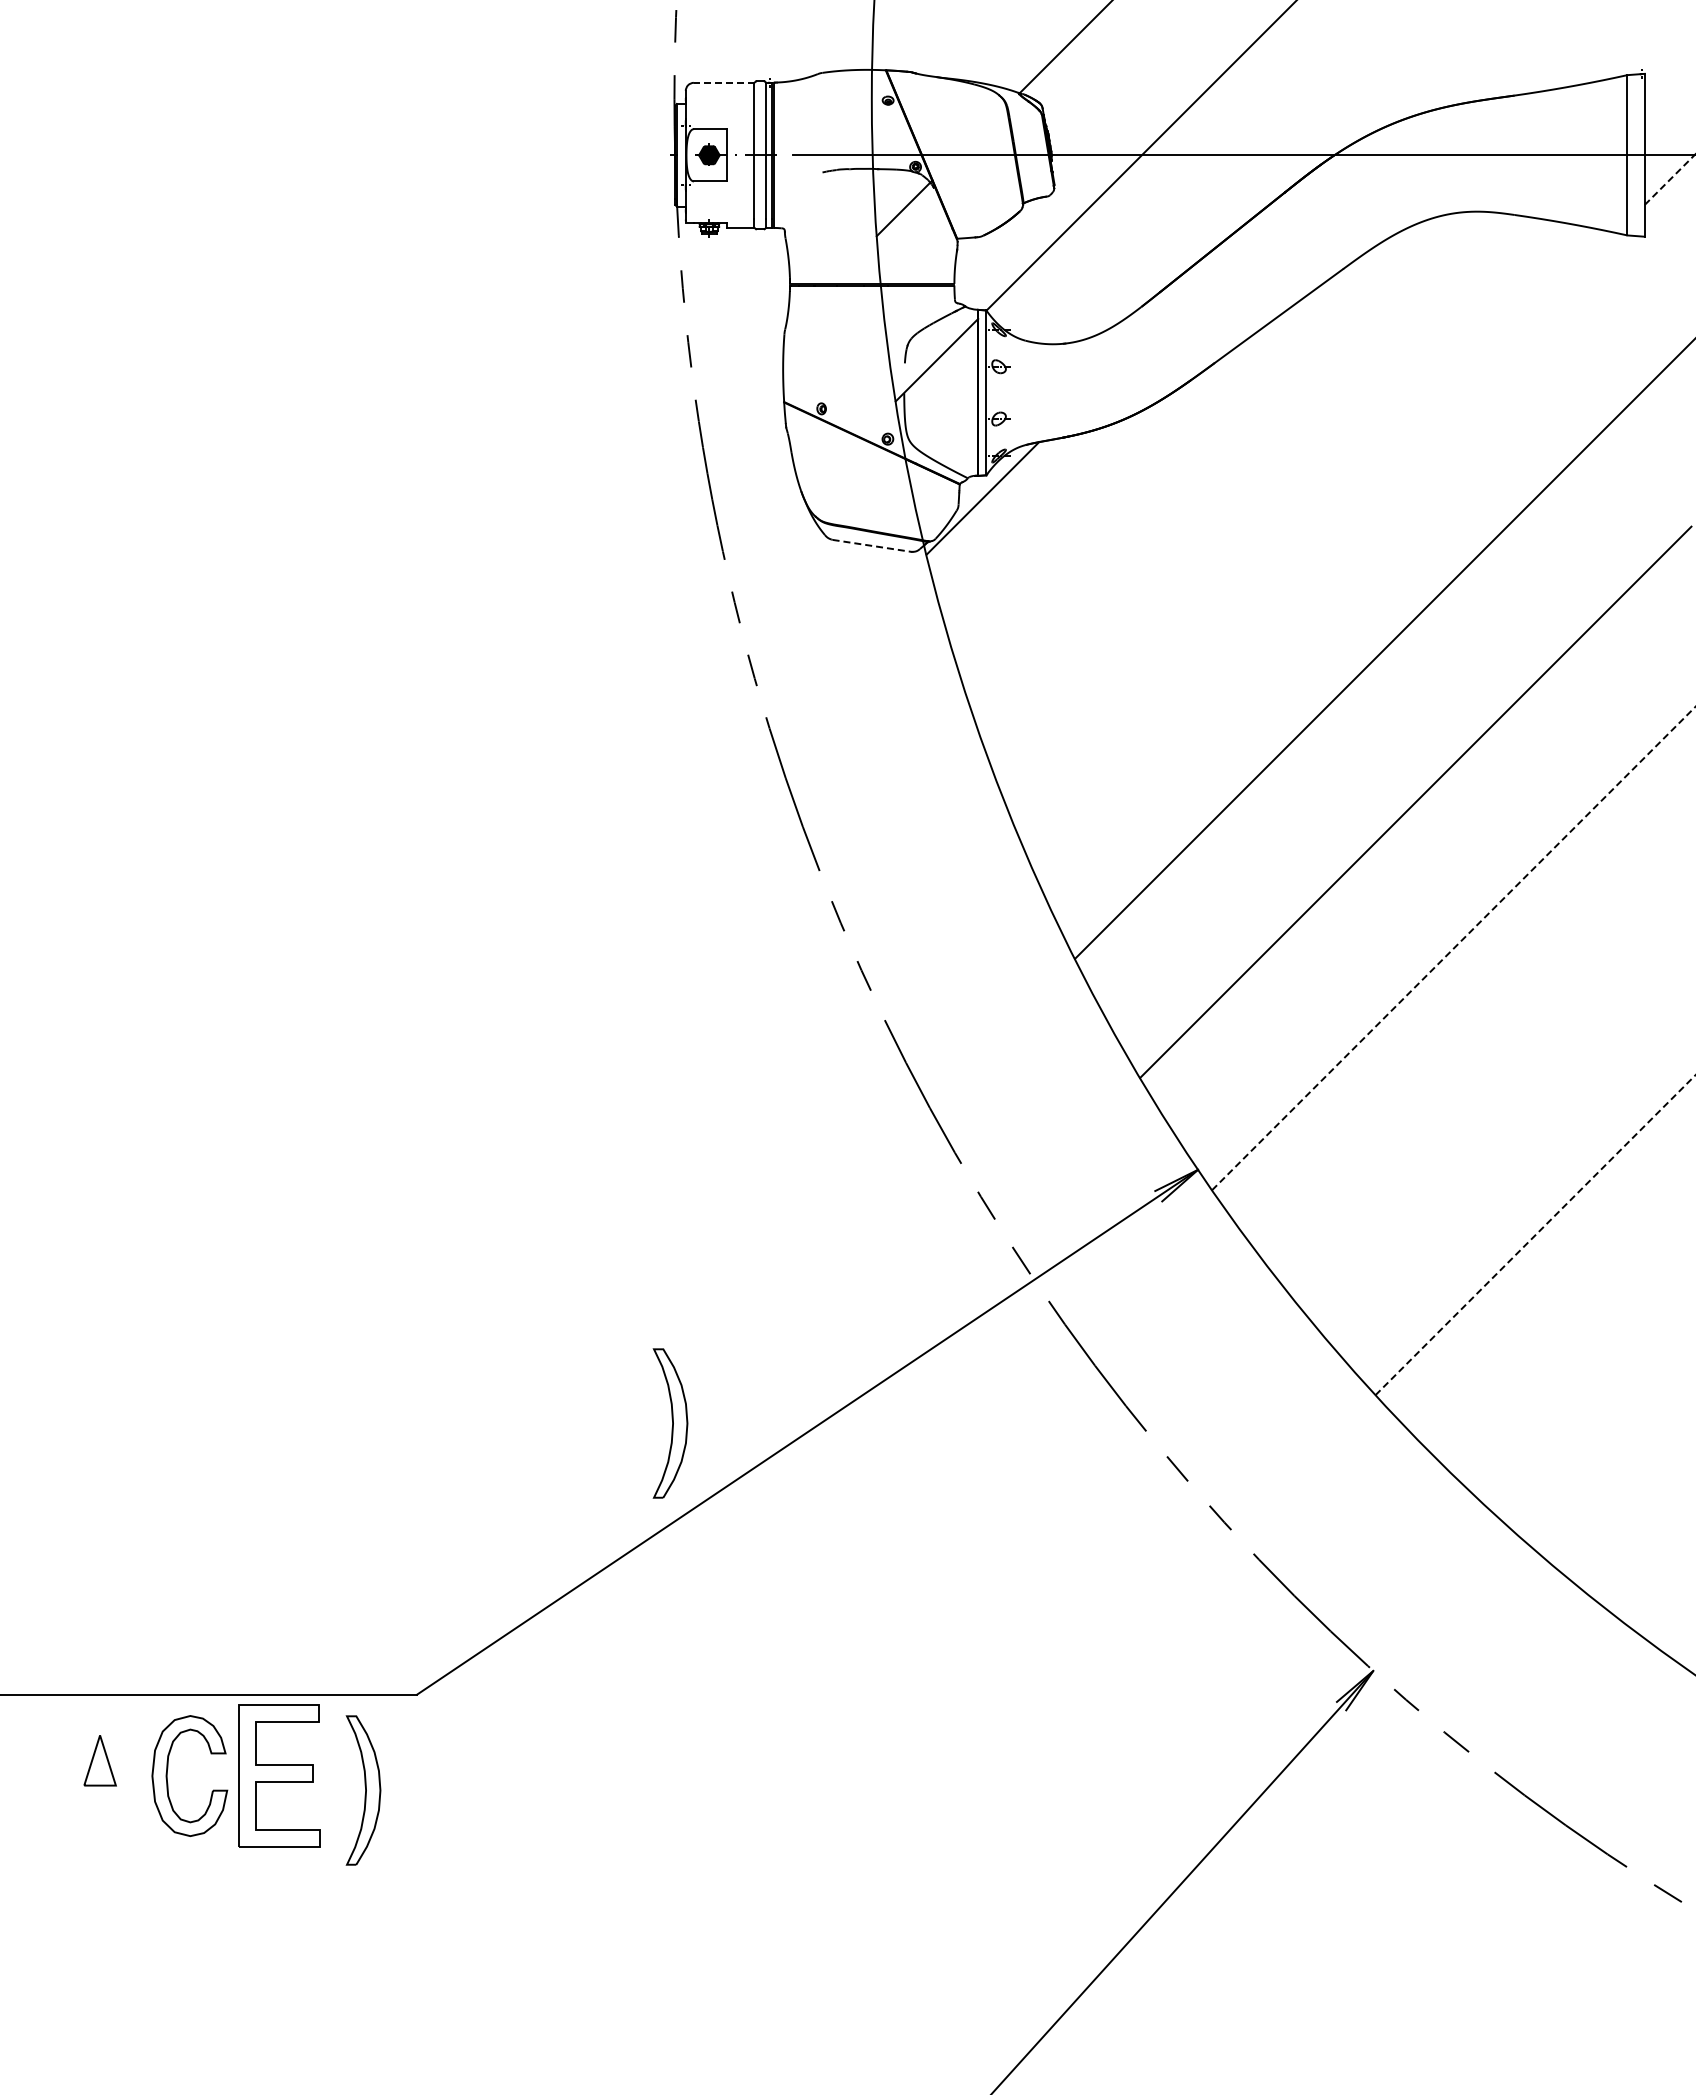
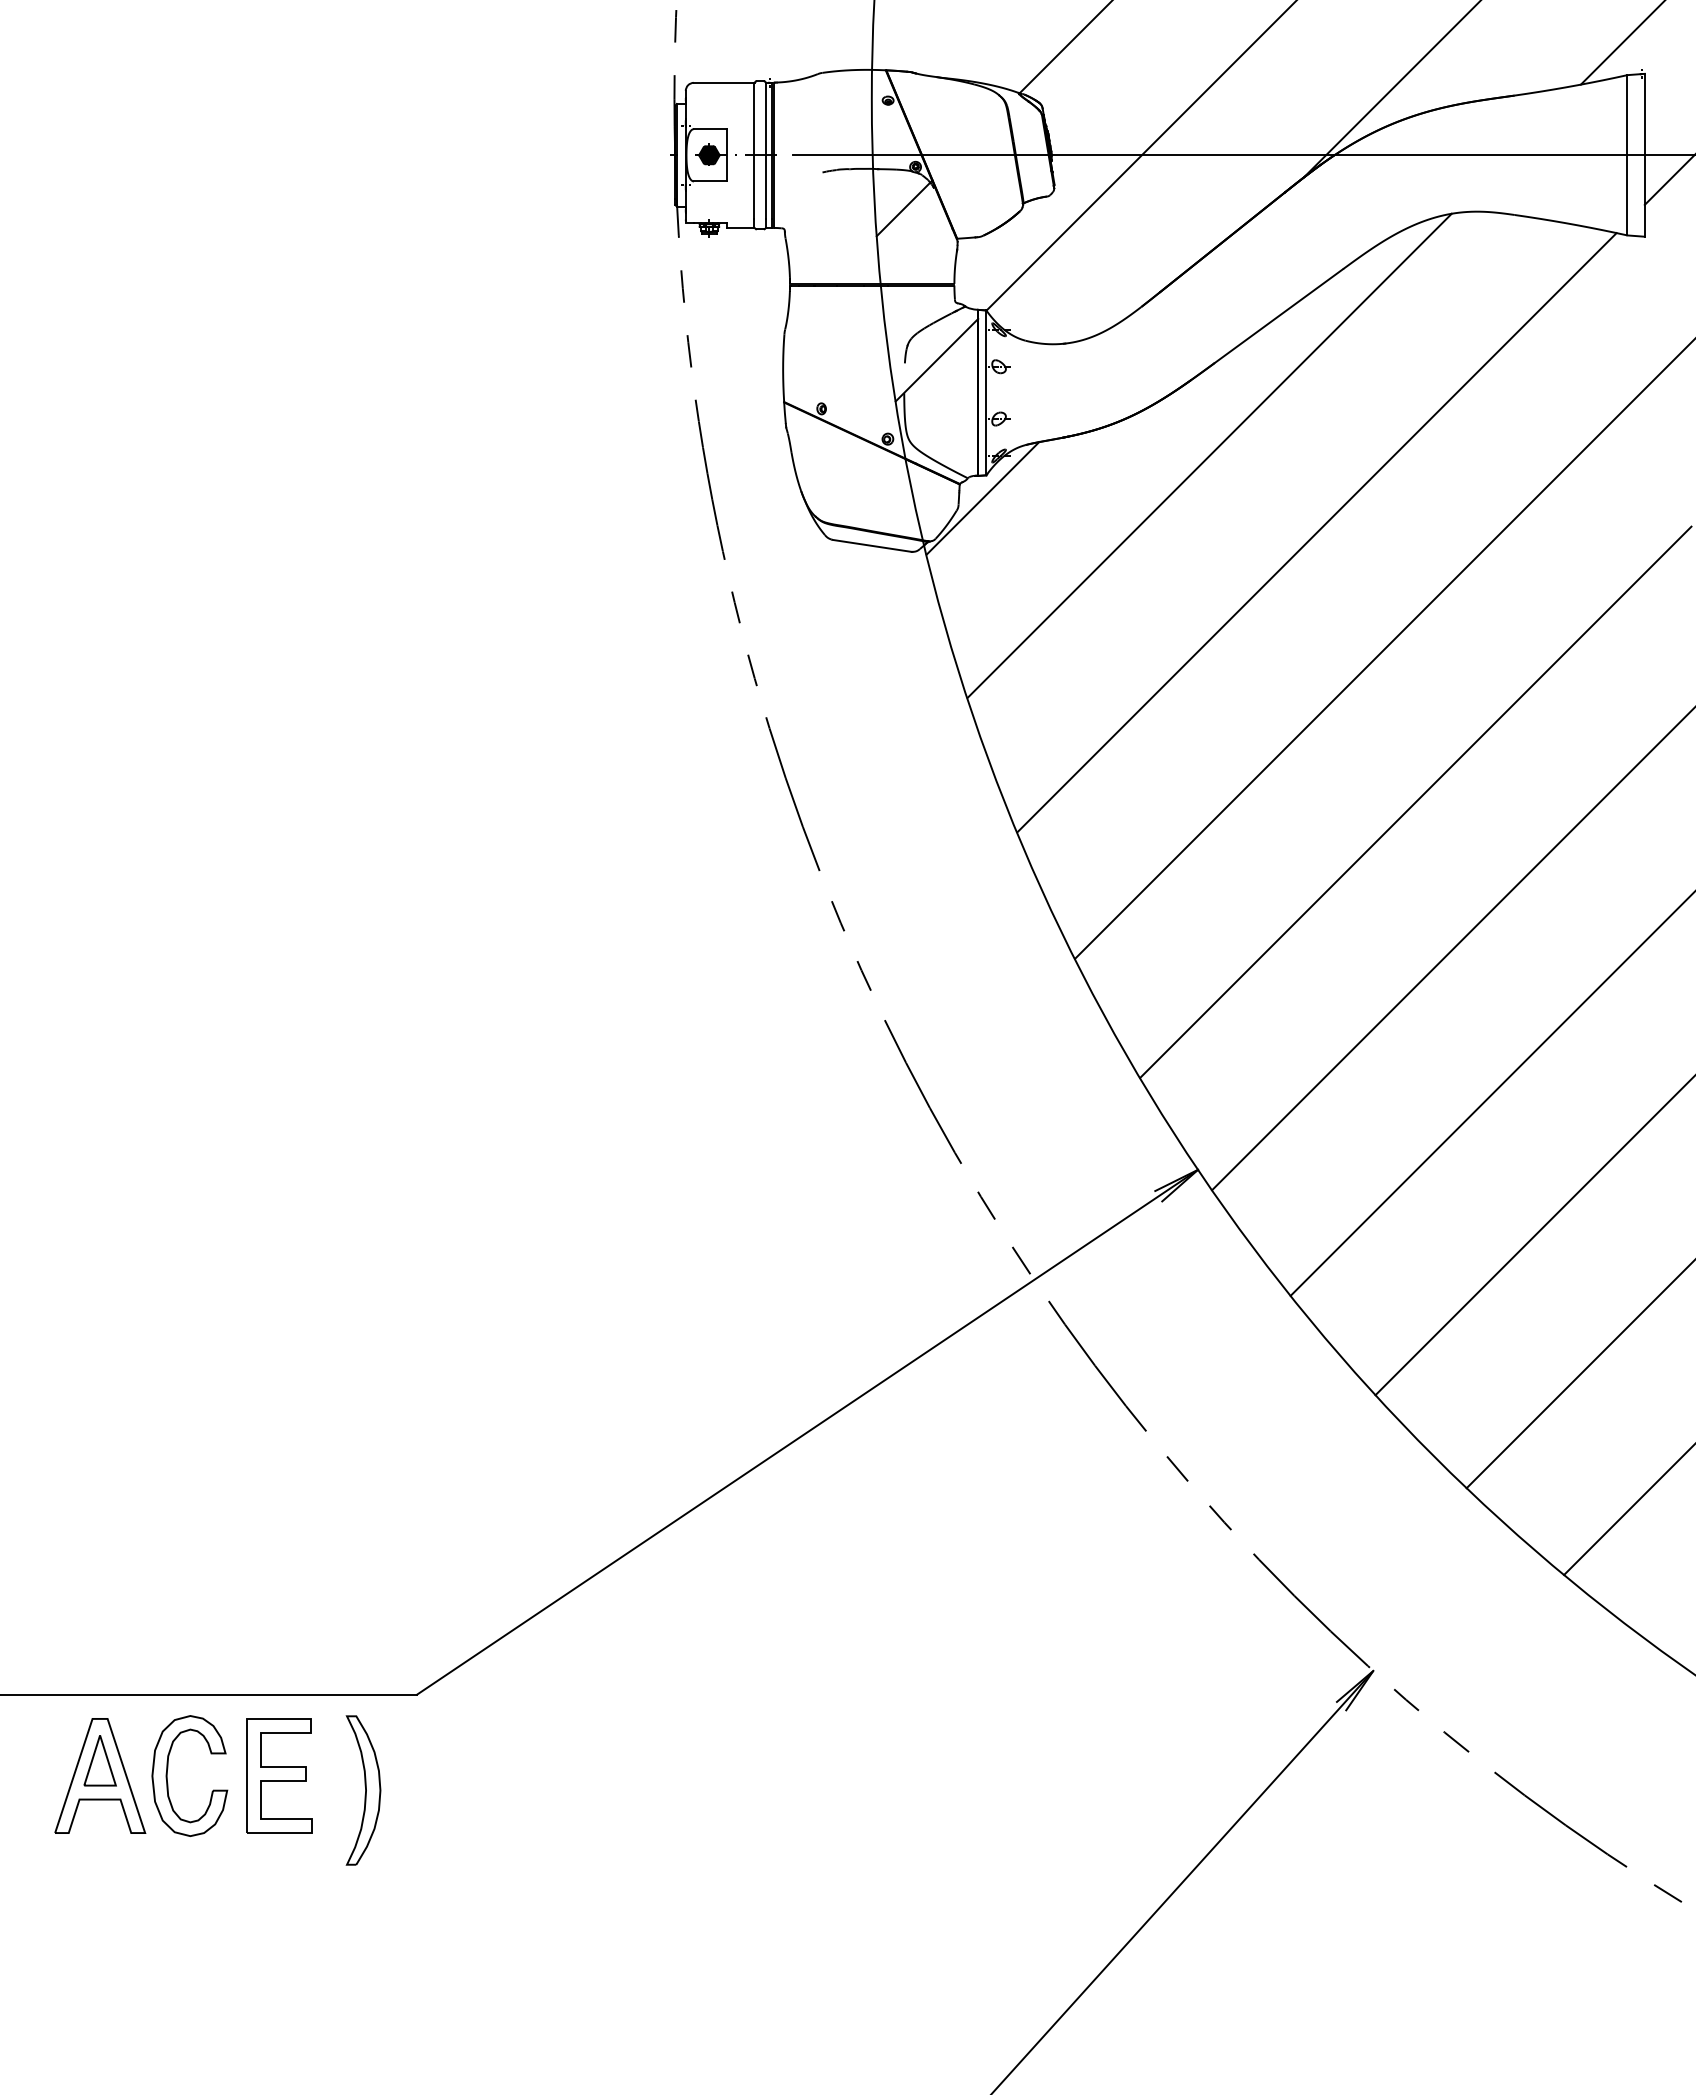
line: none -> present (1621, 43)
line: dashed -> solid (724, 82)
line: none -> present (1391, 89)
line: dashed -> solid (1670, 179)
line: none -> present (1209, 455)
line: none -> present (1316, 532)
line: dashed -> solid (872, 545)
line: dashed -> solid (1453, 948)
line: none -> present (1491, 1094)
line: dashed -> solid (1535, 1234)
line: none -> present (1579, 1374)
part: present -> none (670, 1423)
line: none -> present (1628, 1510)
part: none -> present (100, 1775)
part size: 83x144 px -> 67x116 px (279, 1775)
